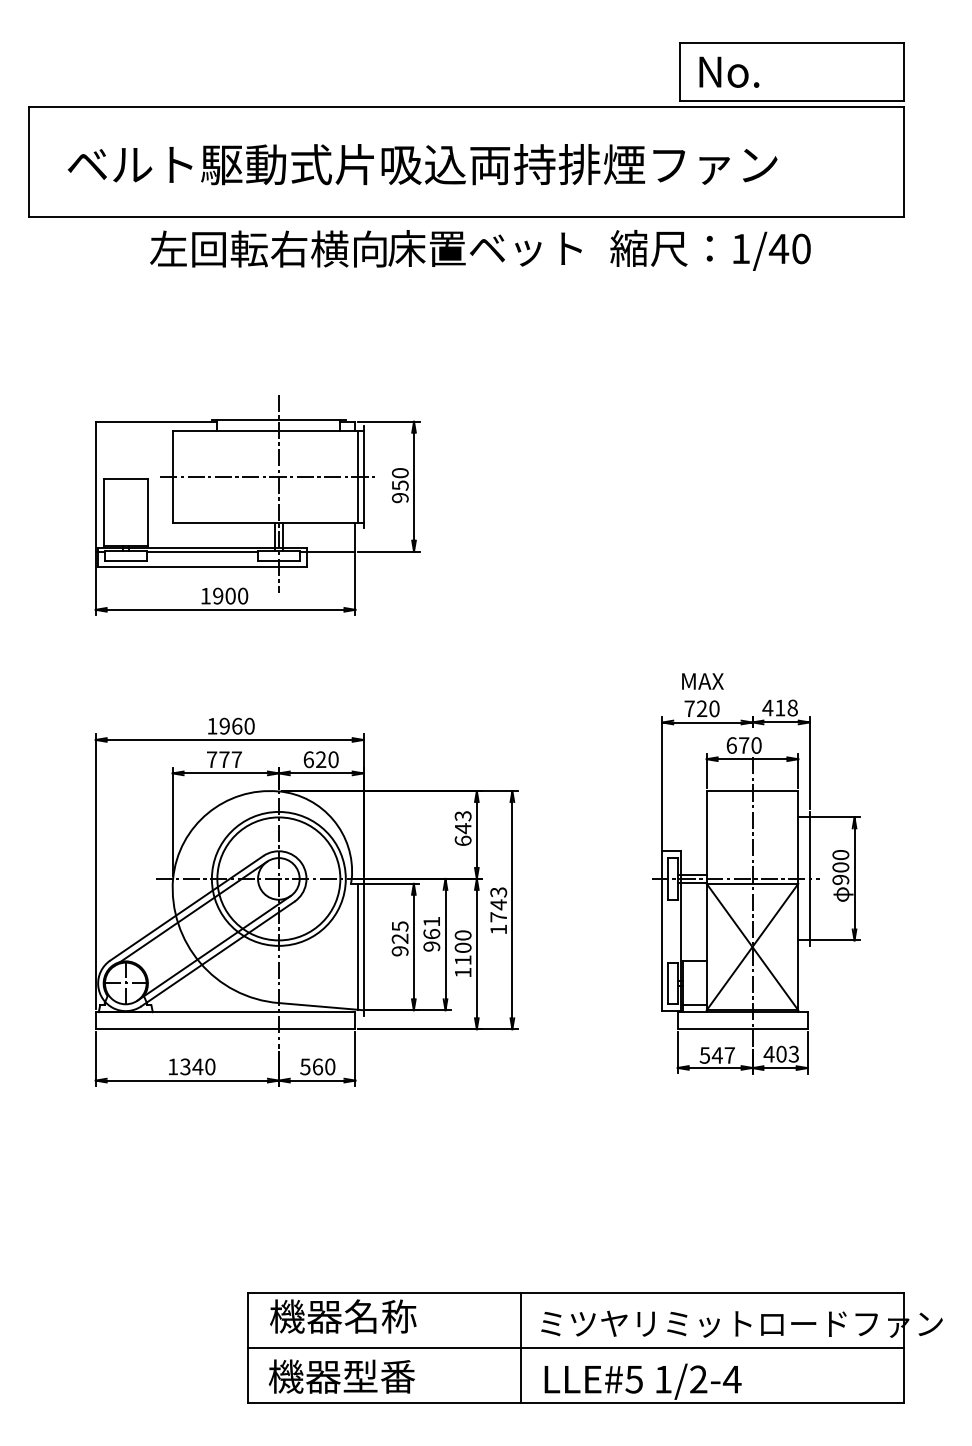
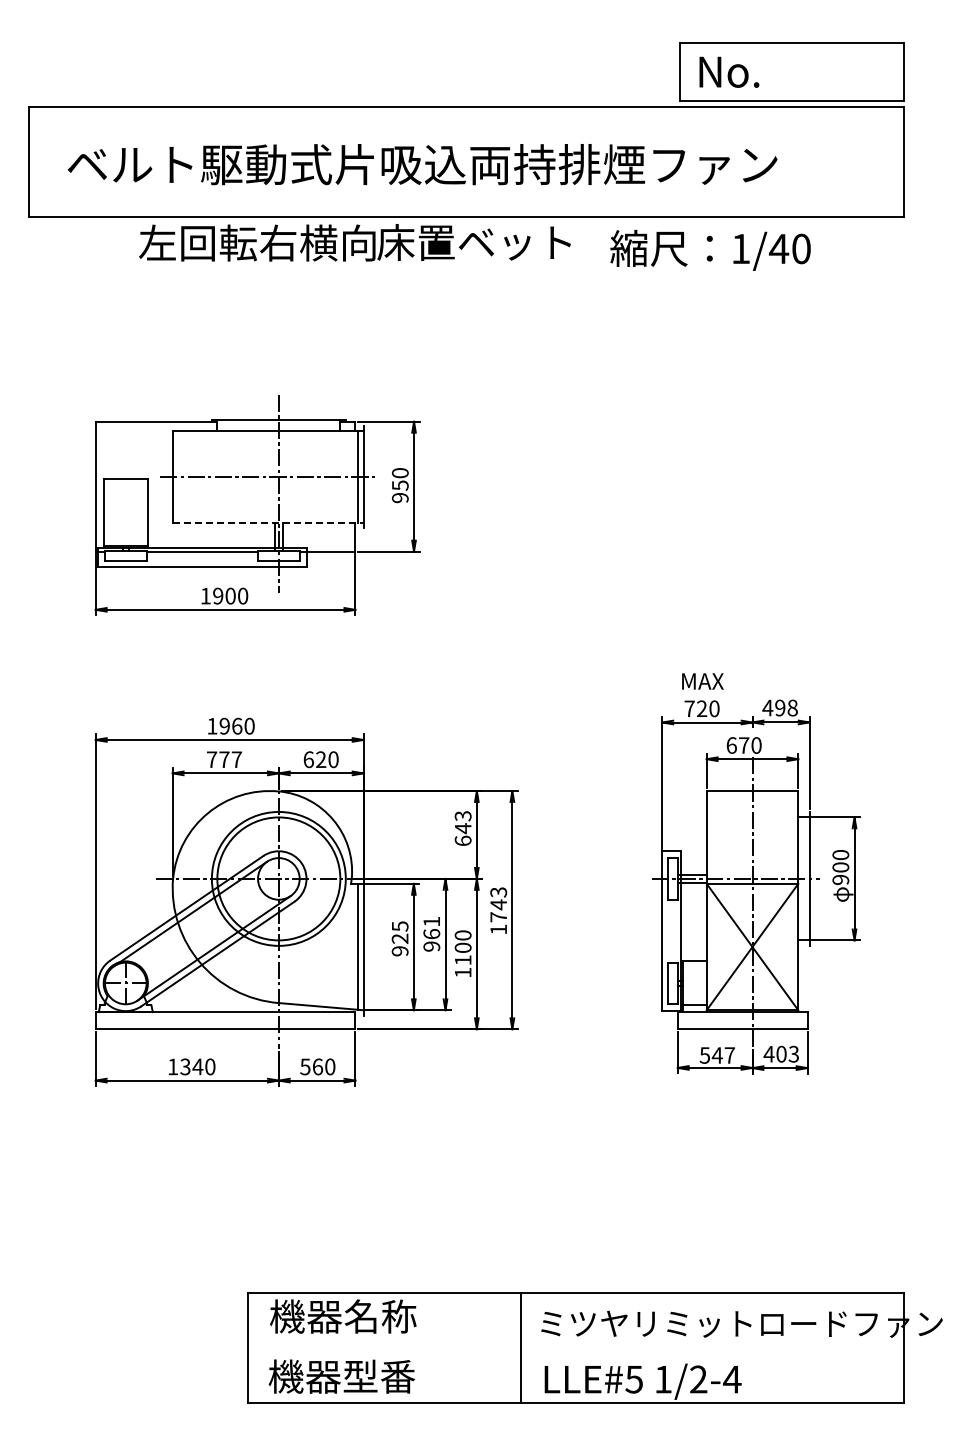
text position: (365, 248) -> (354, 242) (354, 242)
line: solid -> dashed (268, 522)
text: 418 -> 498 (780, 707)
line: present -> none (575, 1347)
